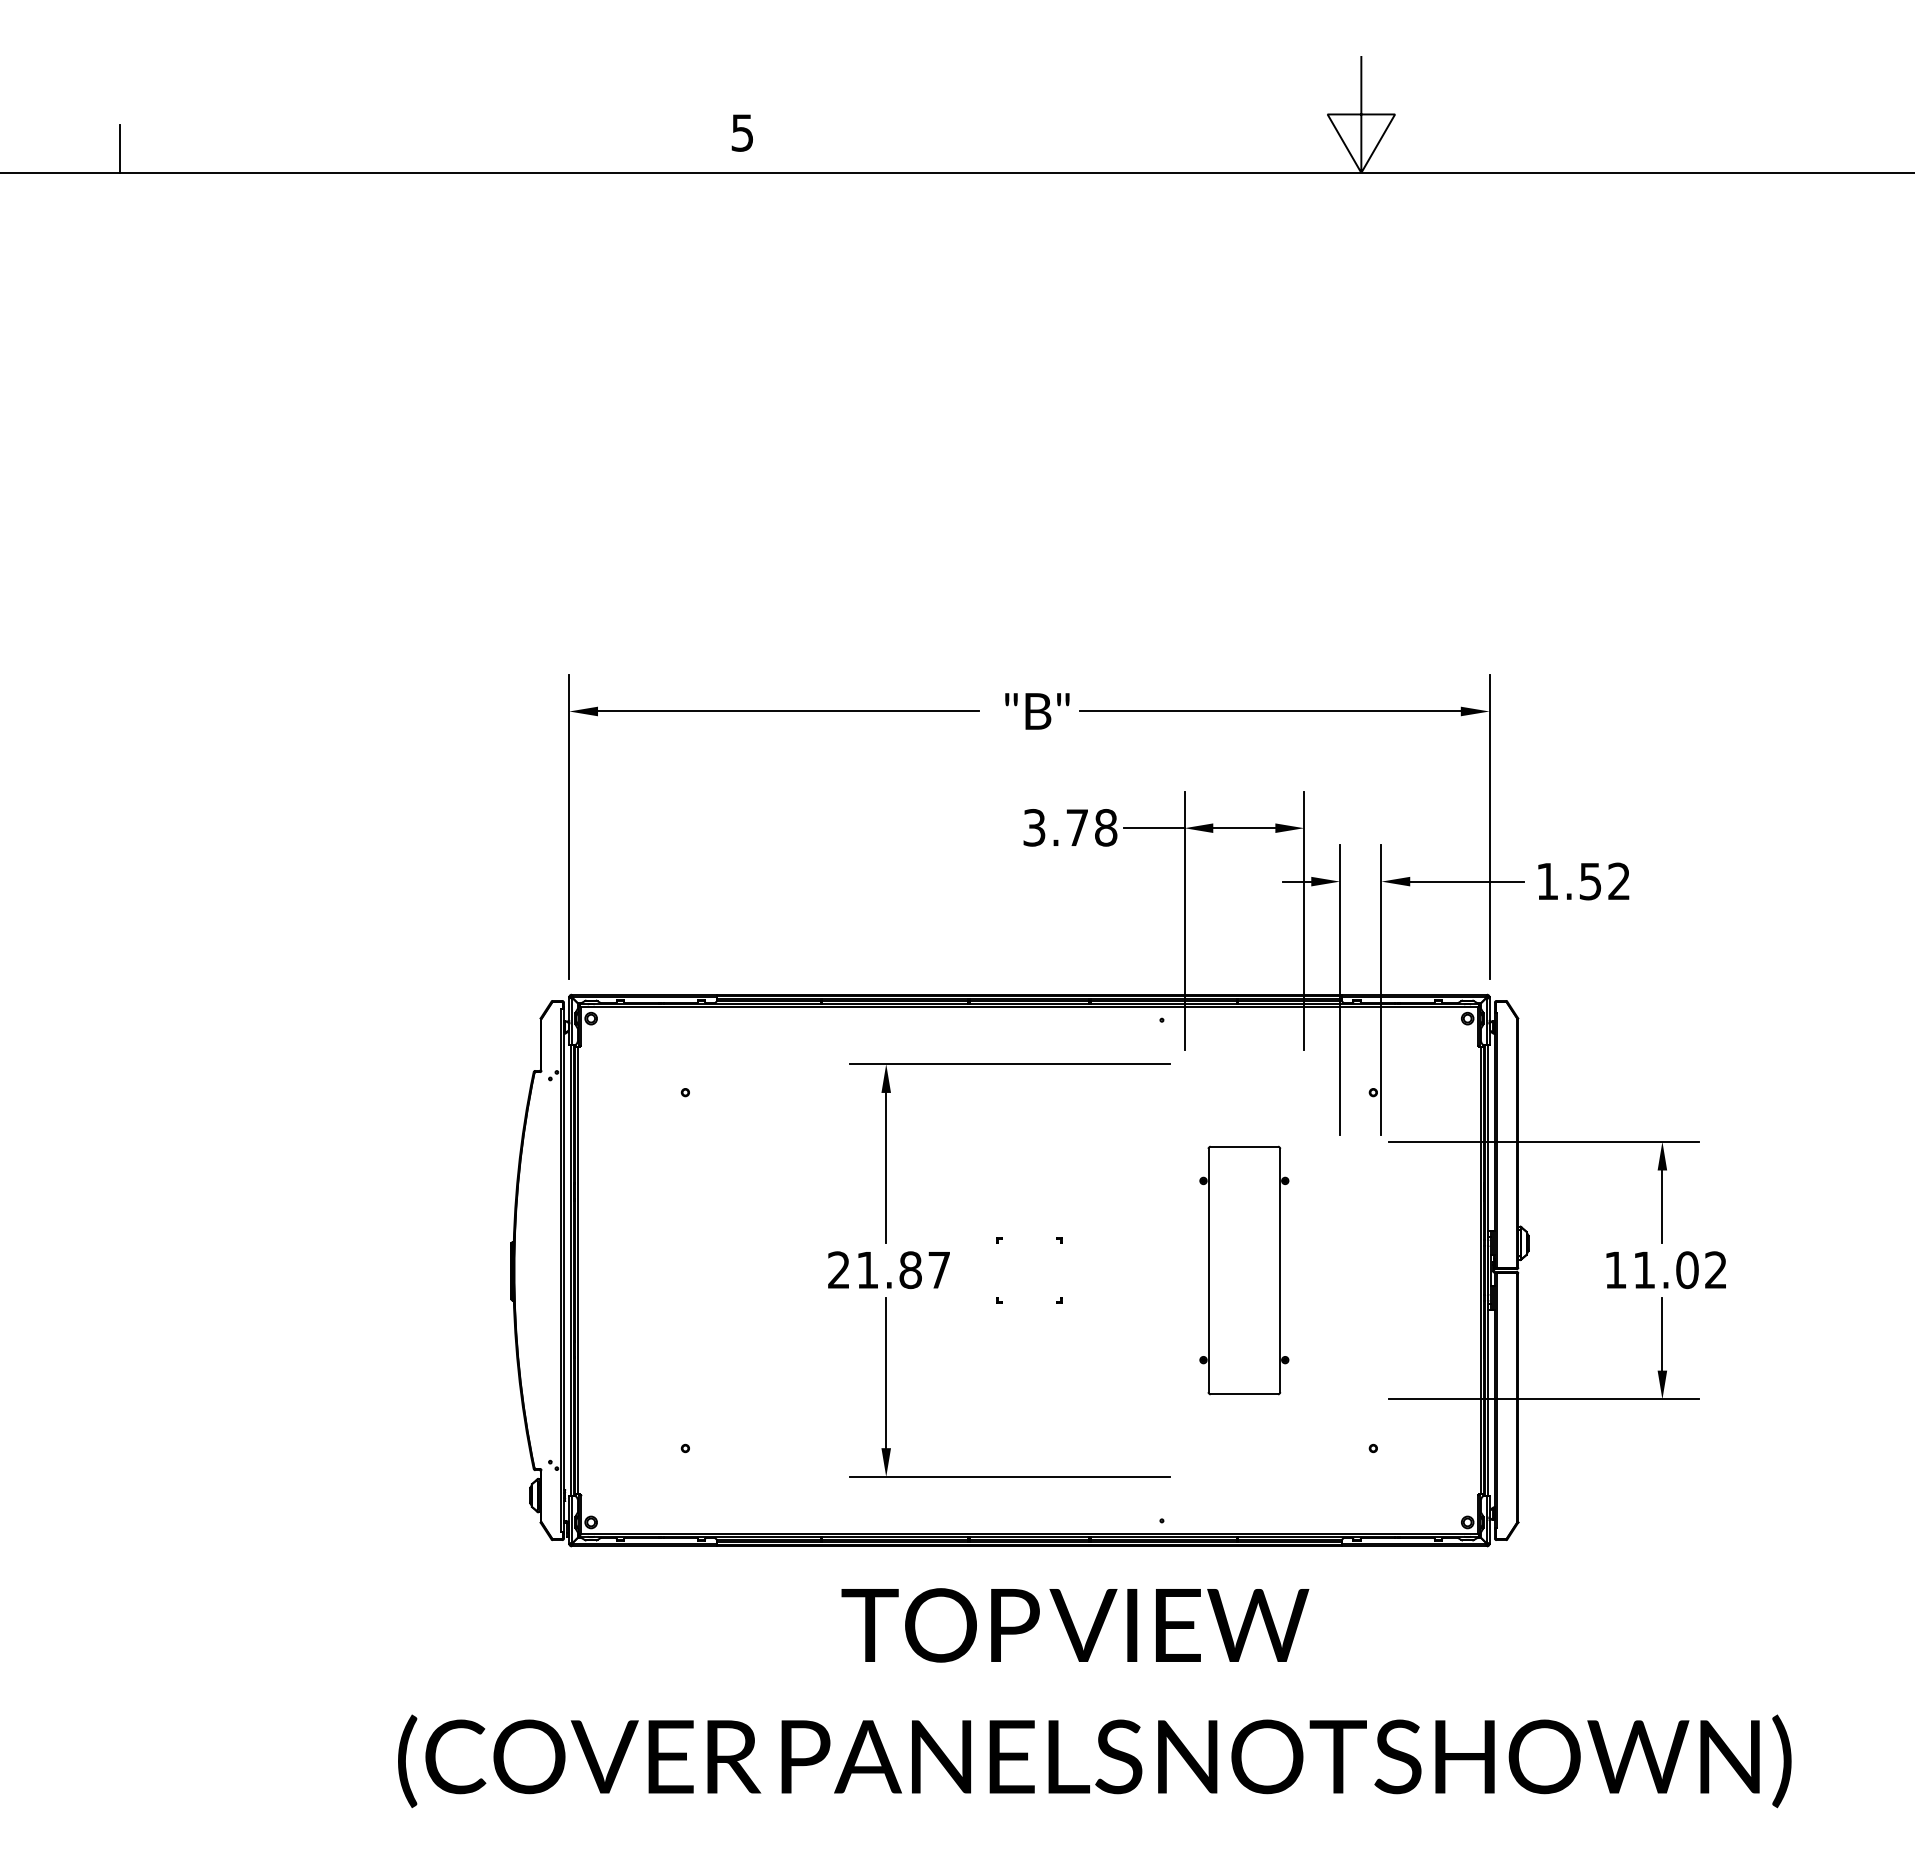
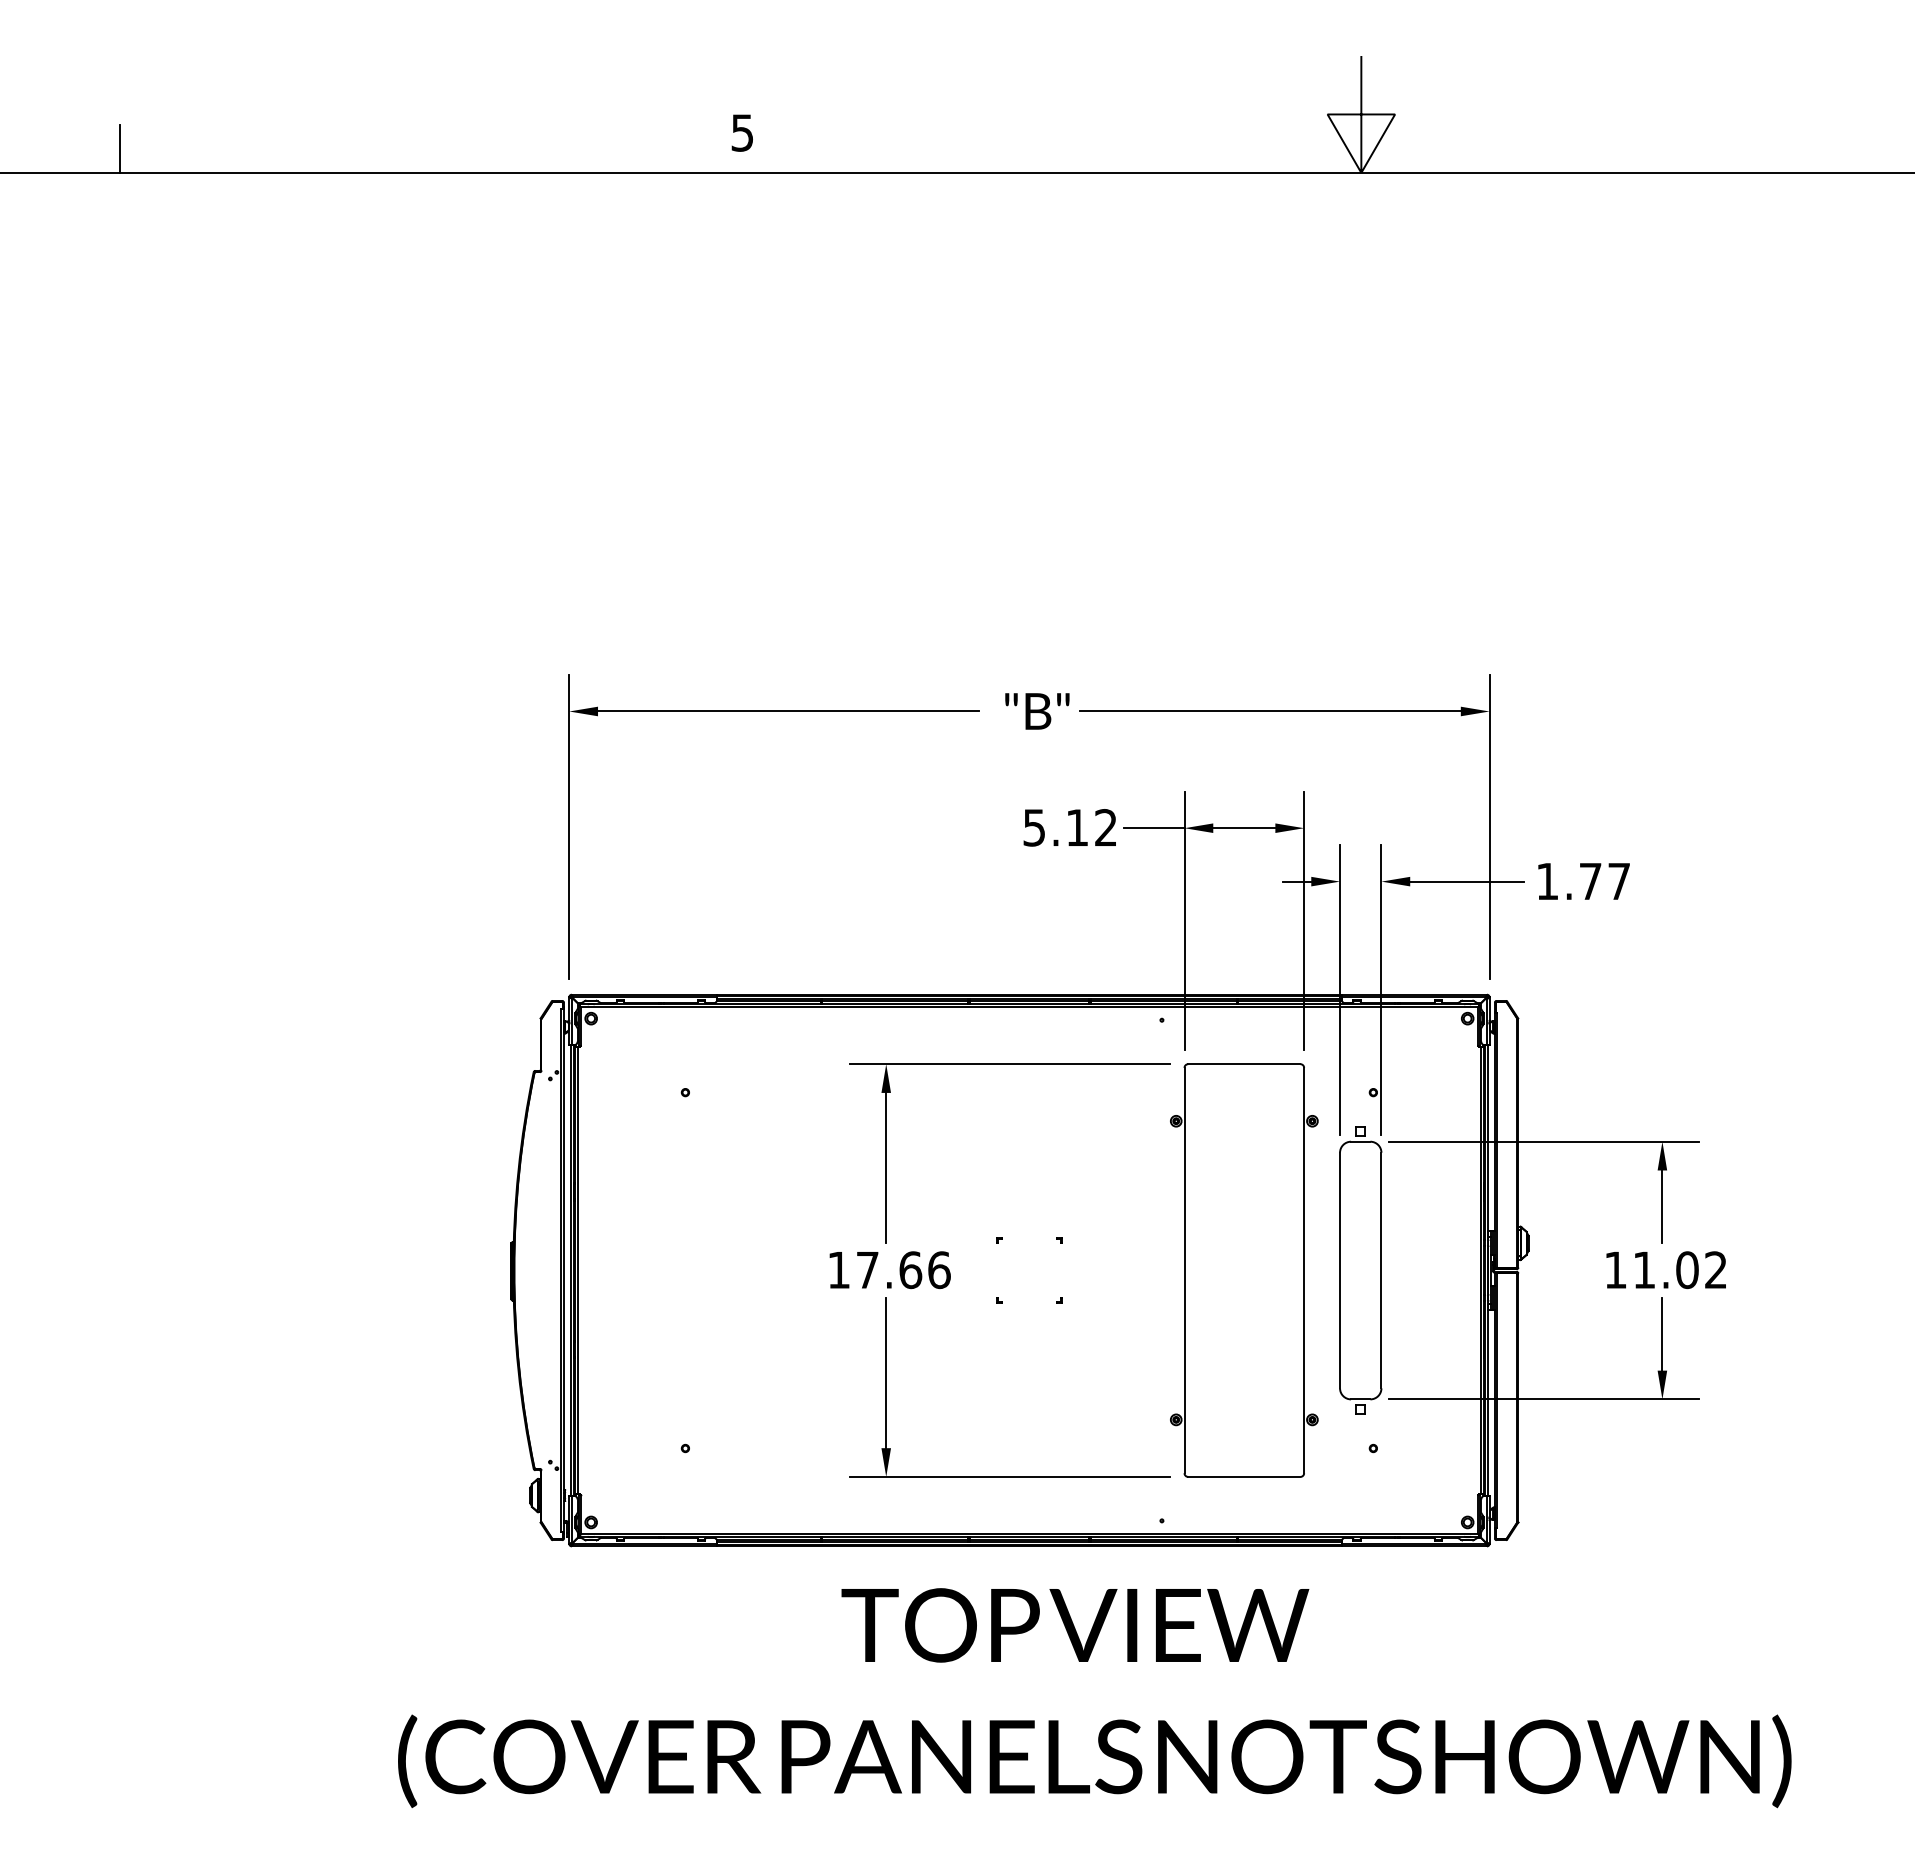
text: 3.78 -> 5.12 (1070, 827)
text: 1.52 -> 1.77 (1604, 881)
text: 21.87 -> 17.66 (889, 1270)
part size: 91x251 px -> 149x415 px (1244, 1270)
part: none -> present (1360, 1270)
